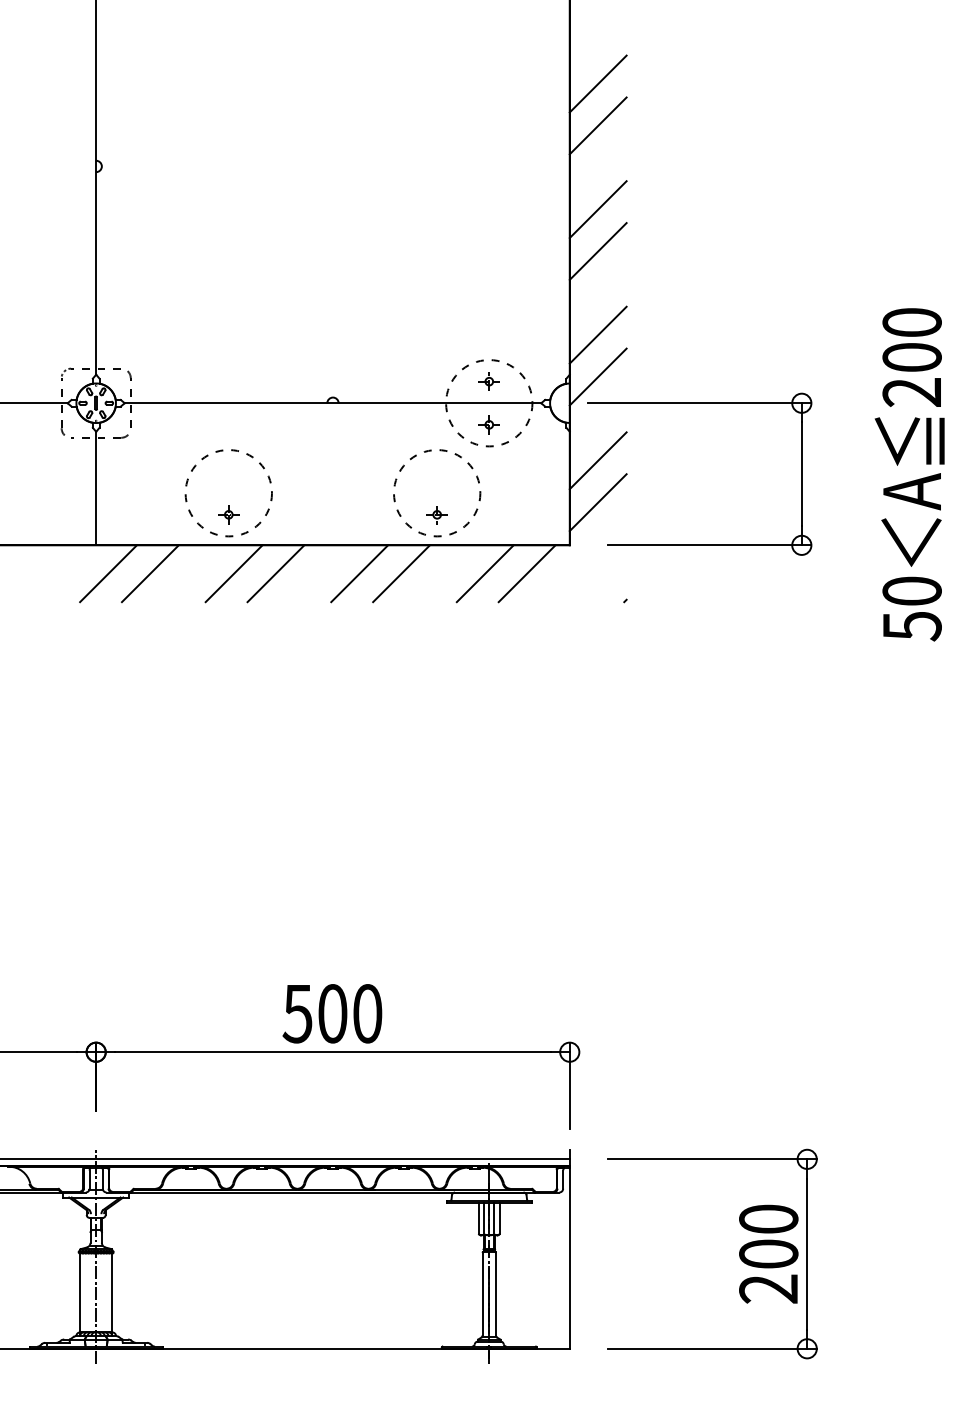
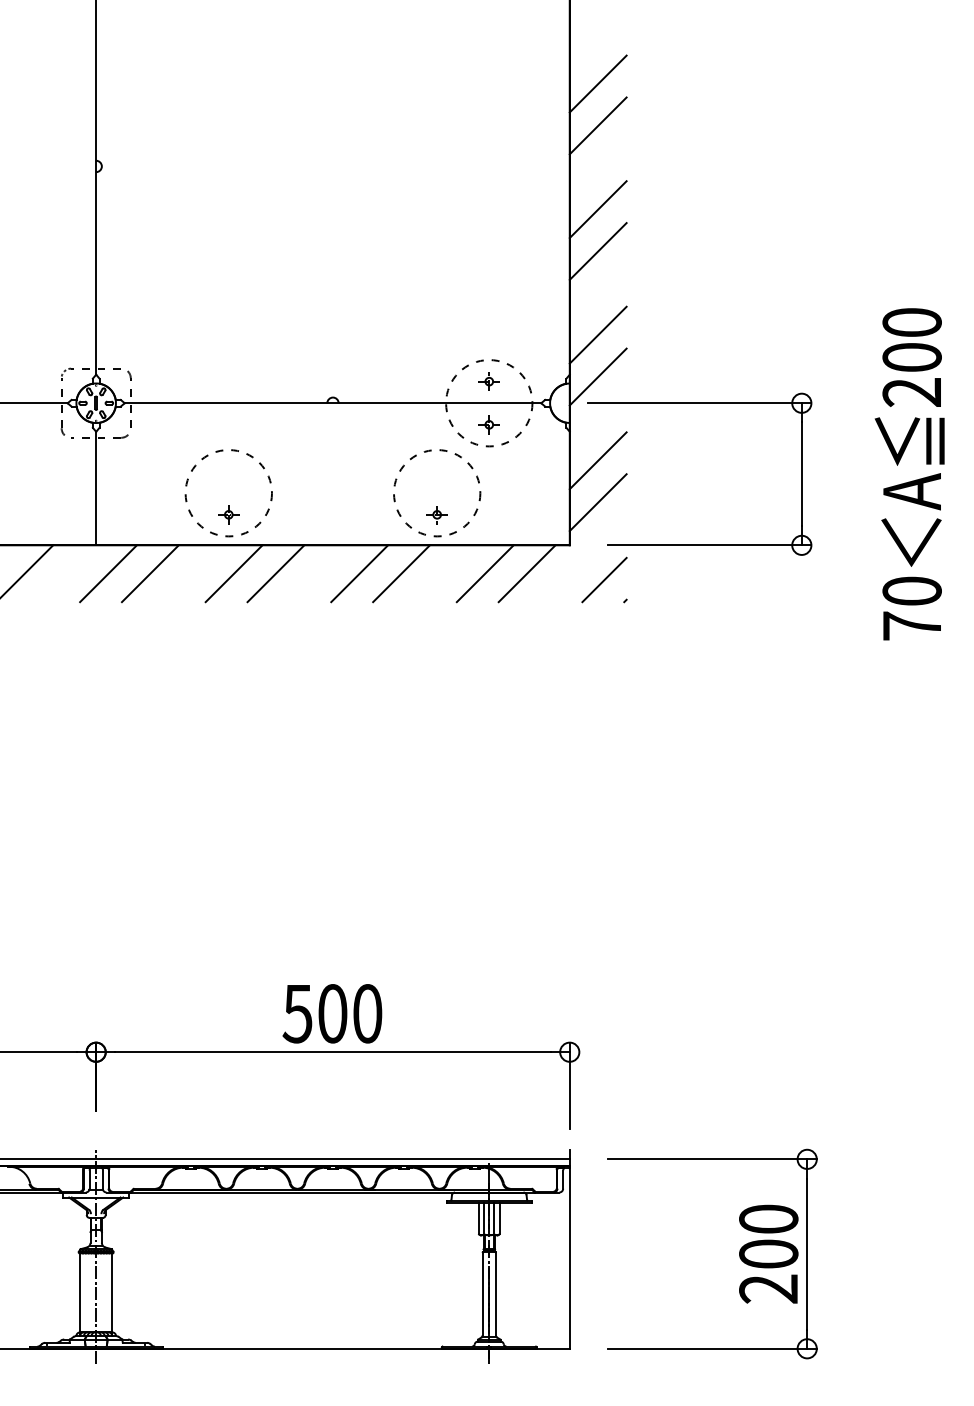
line: none -> present (27, 570)
line: none -> present (604, 579)
text: 50 -> 70 (912, 626)
